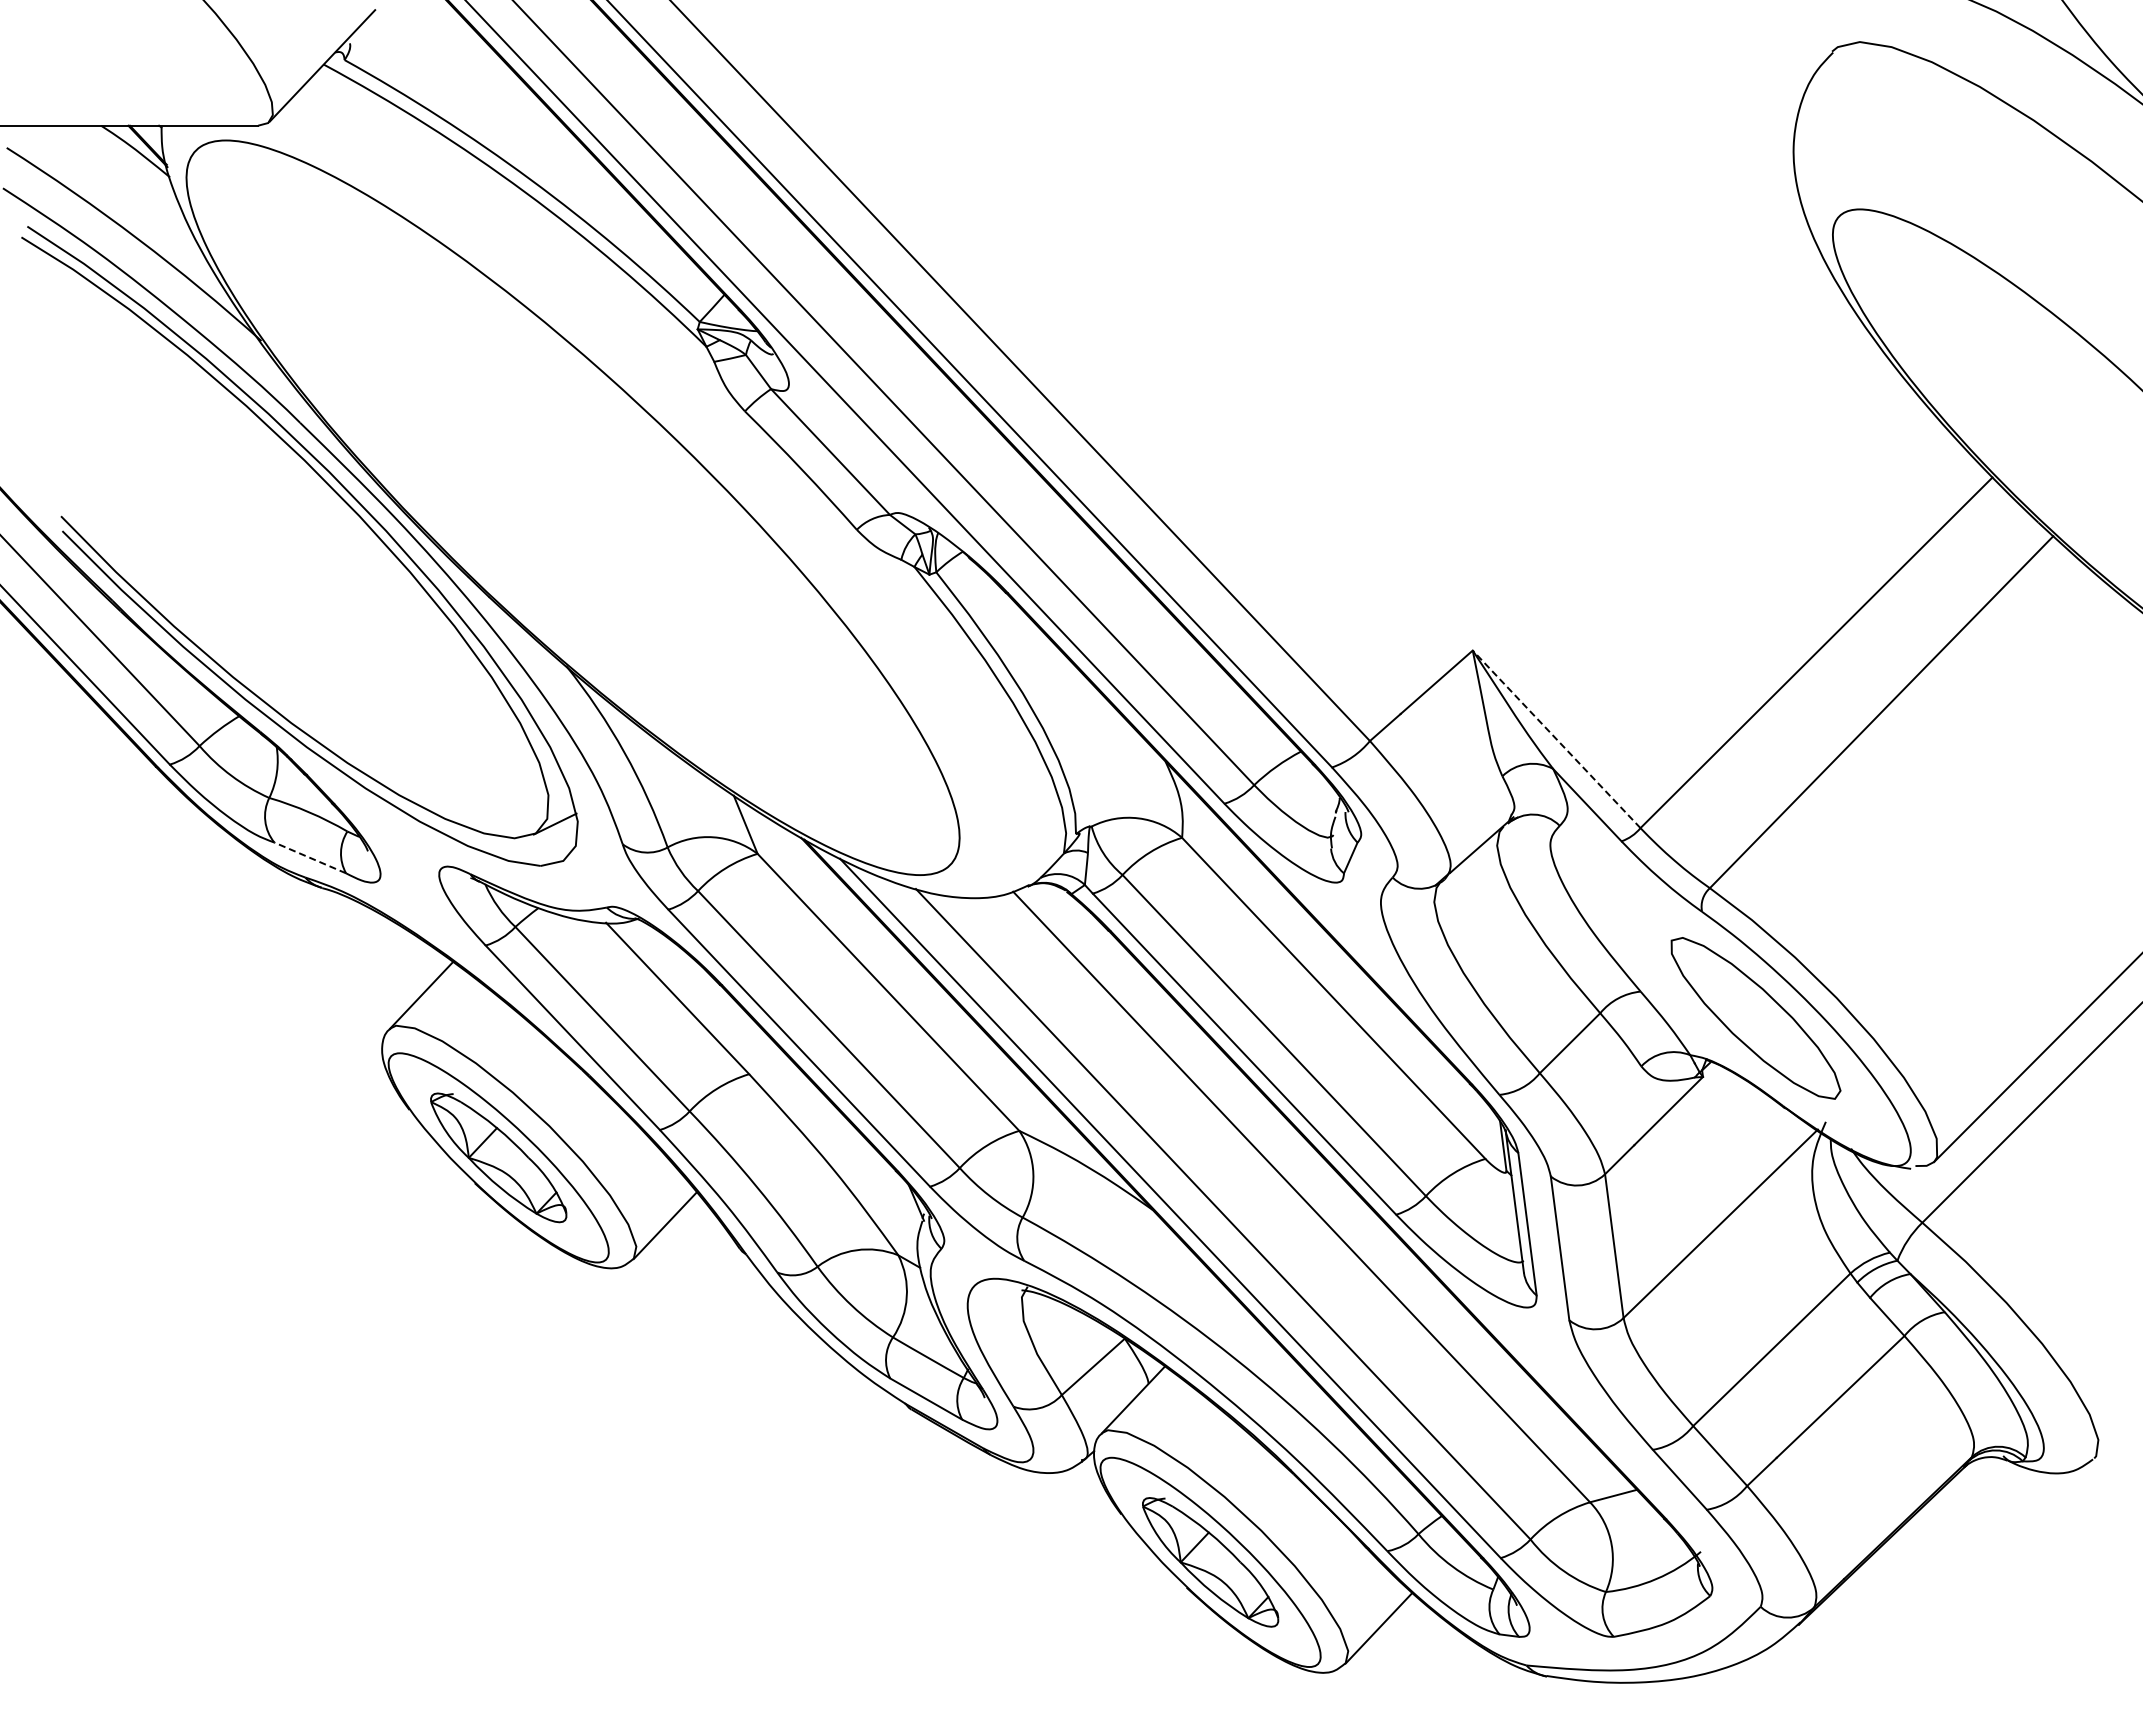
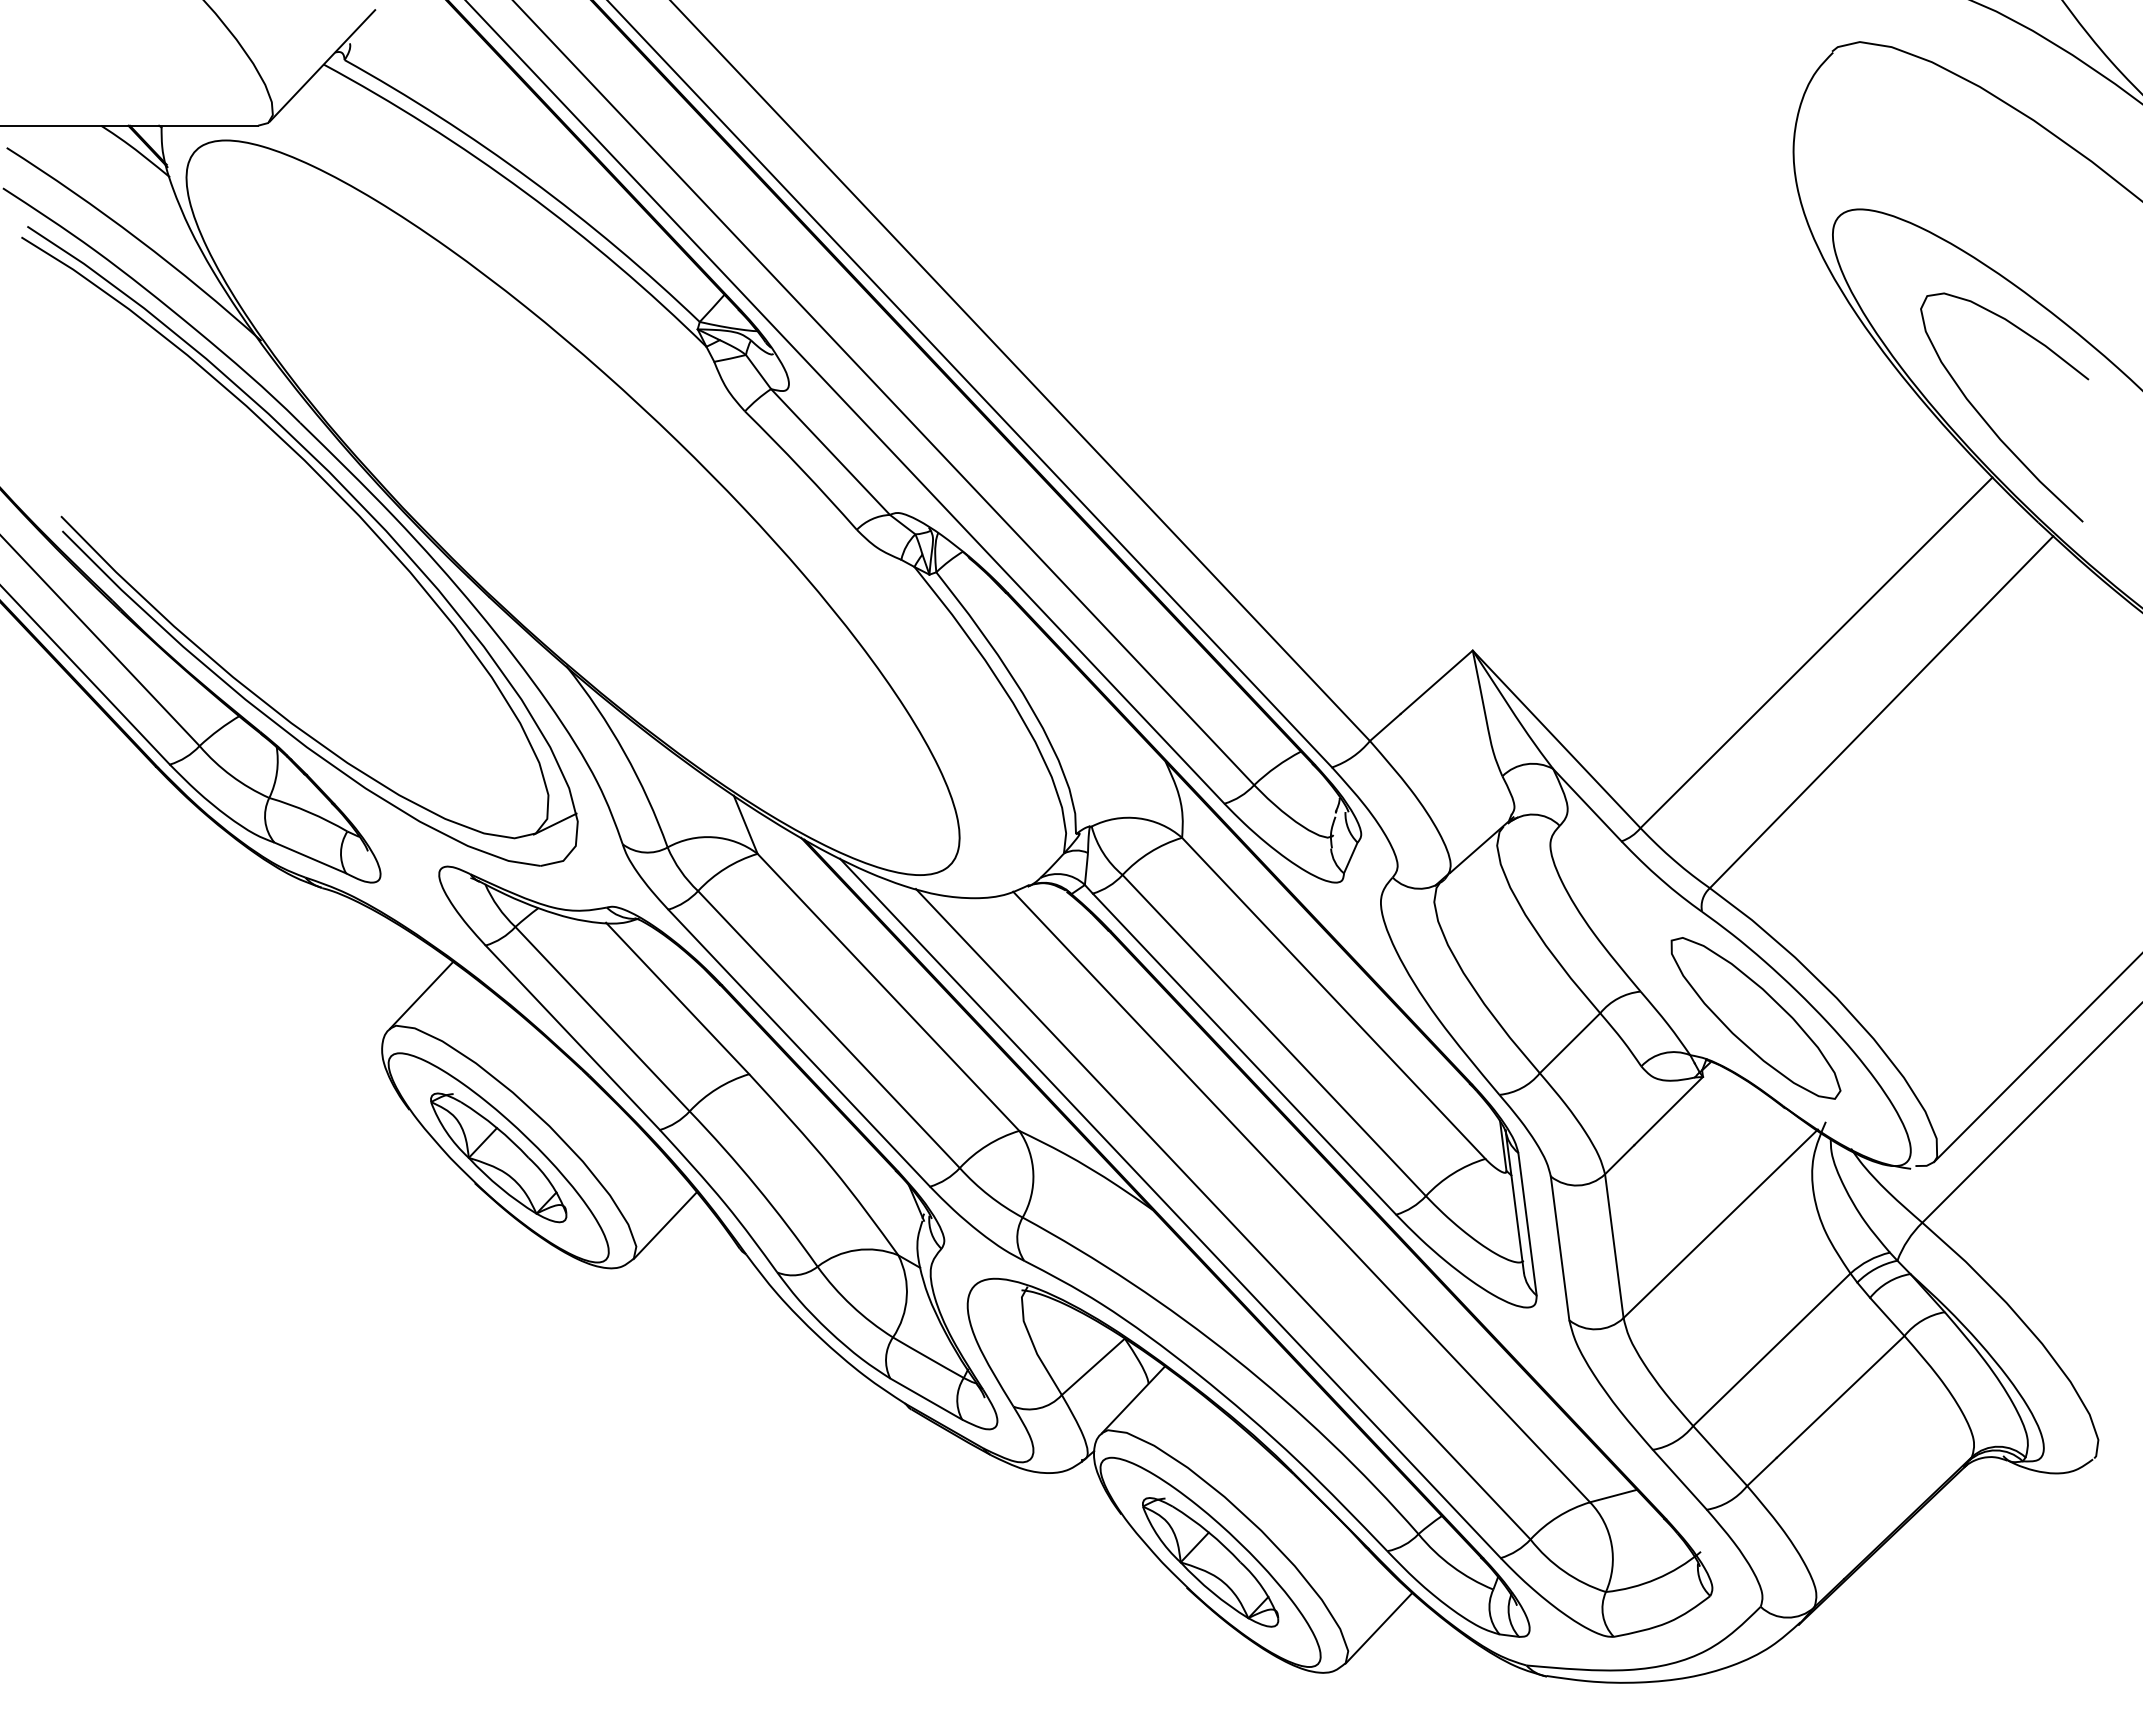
curve: none -> present (1985, 419)
line: dashed -> solid (1556, 738)
line: dashed -> solid (310, 857)
